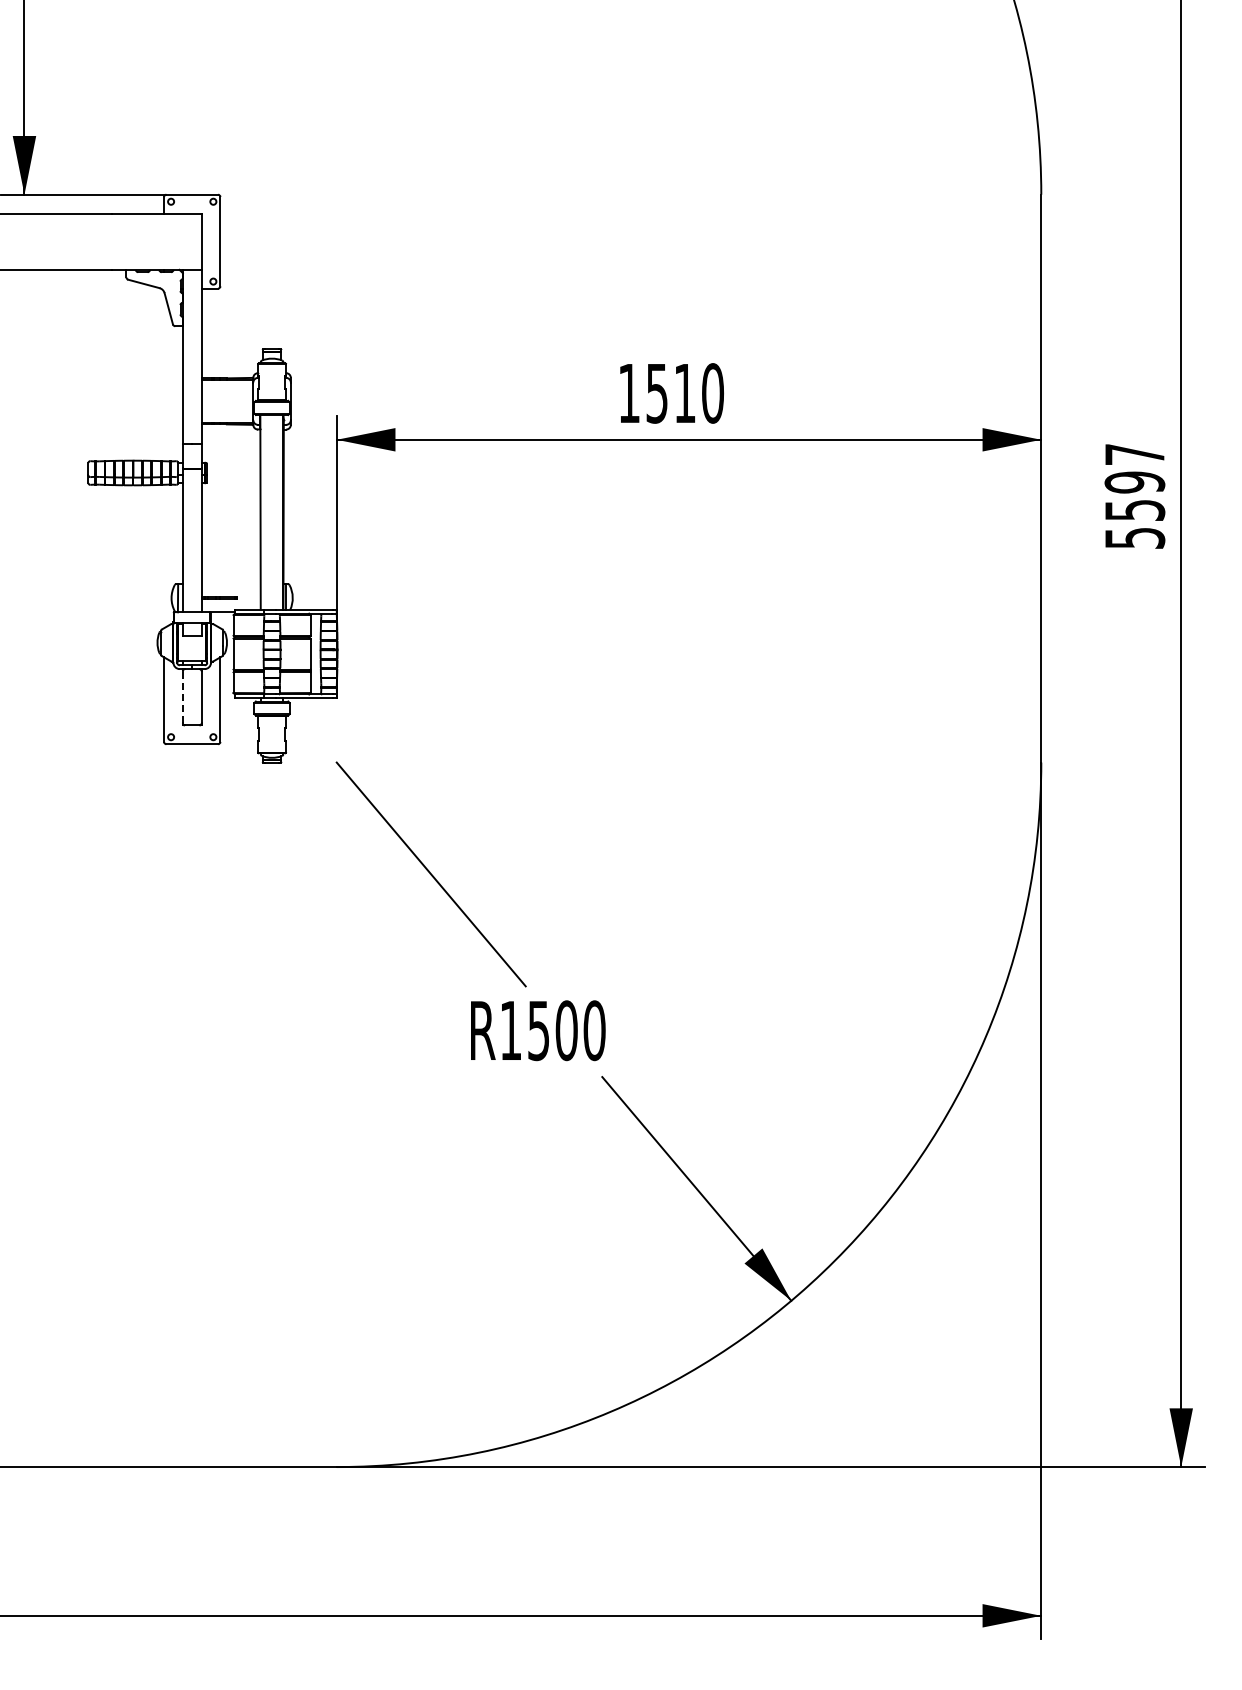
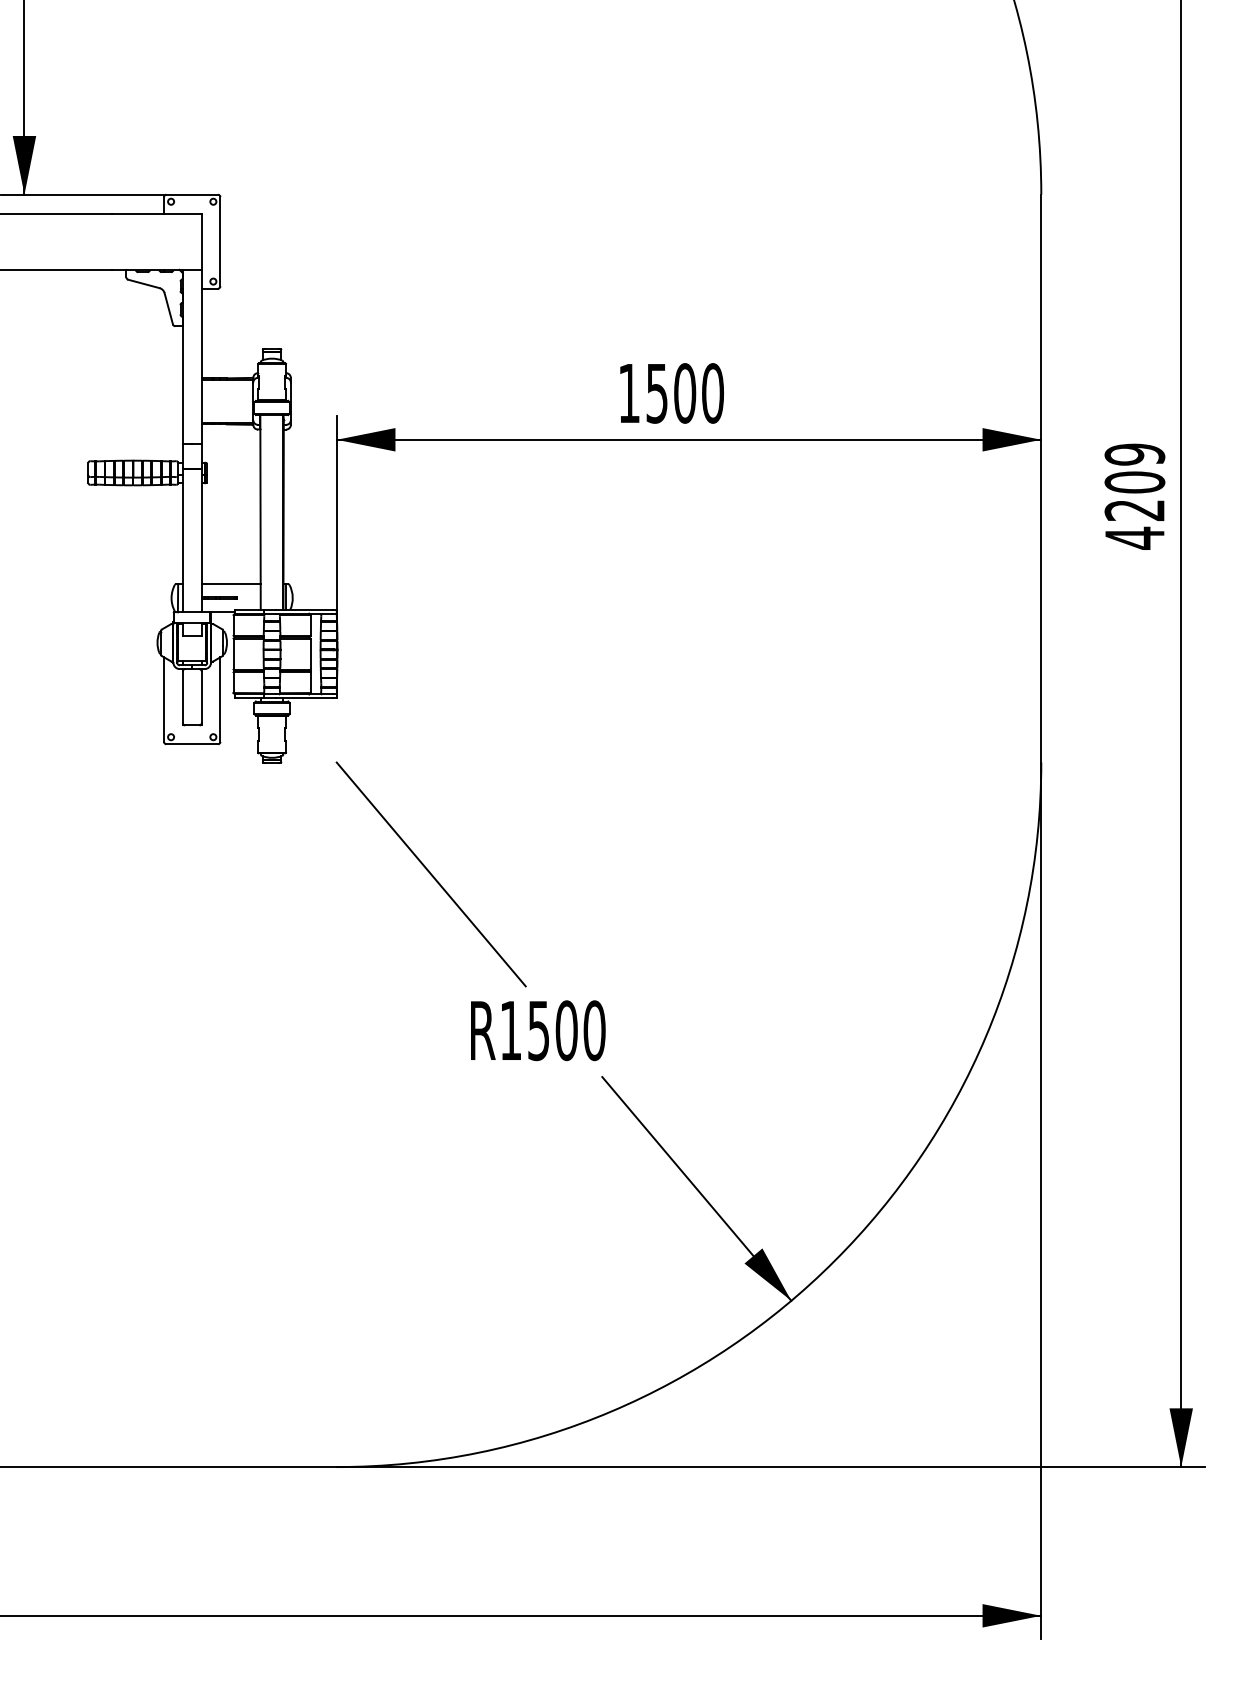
text: 1510 -> 1500 (685, 393)
text: 5597 -> 4209 (1134, 496)
line: none -> present (230, 584)
line: dashed -> solid (182, 696)
